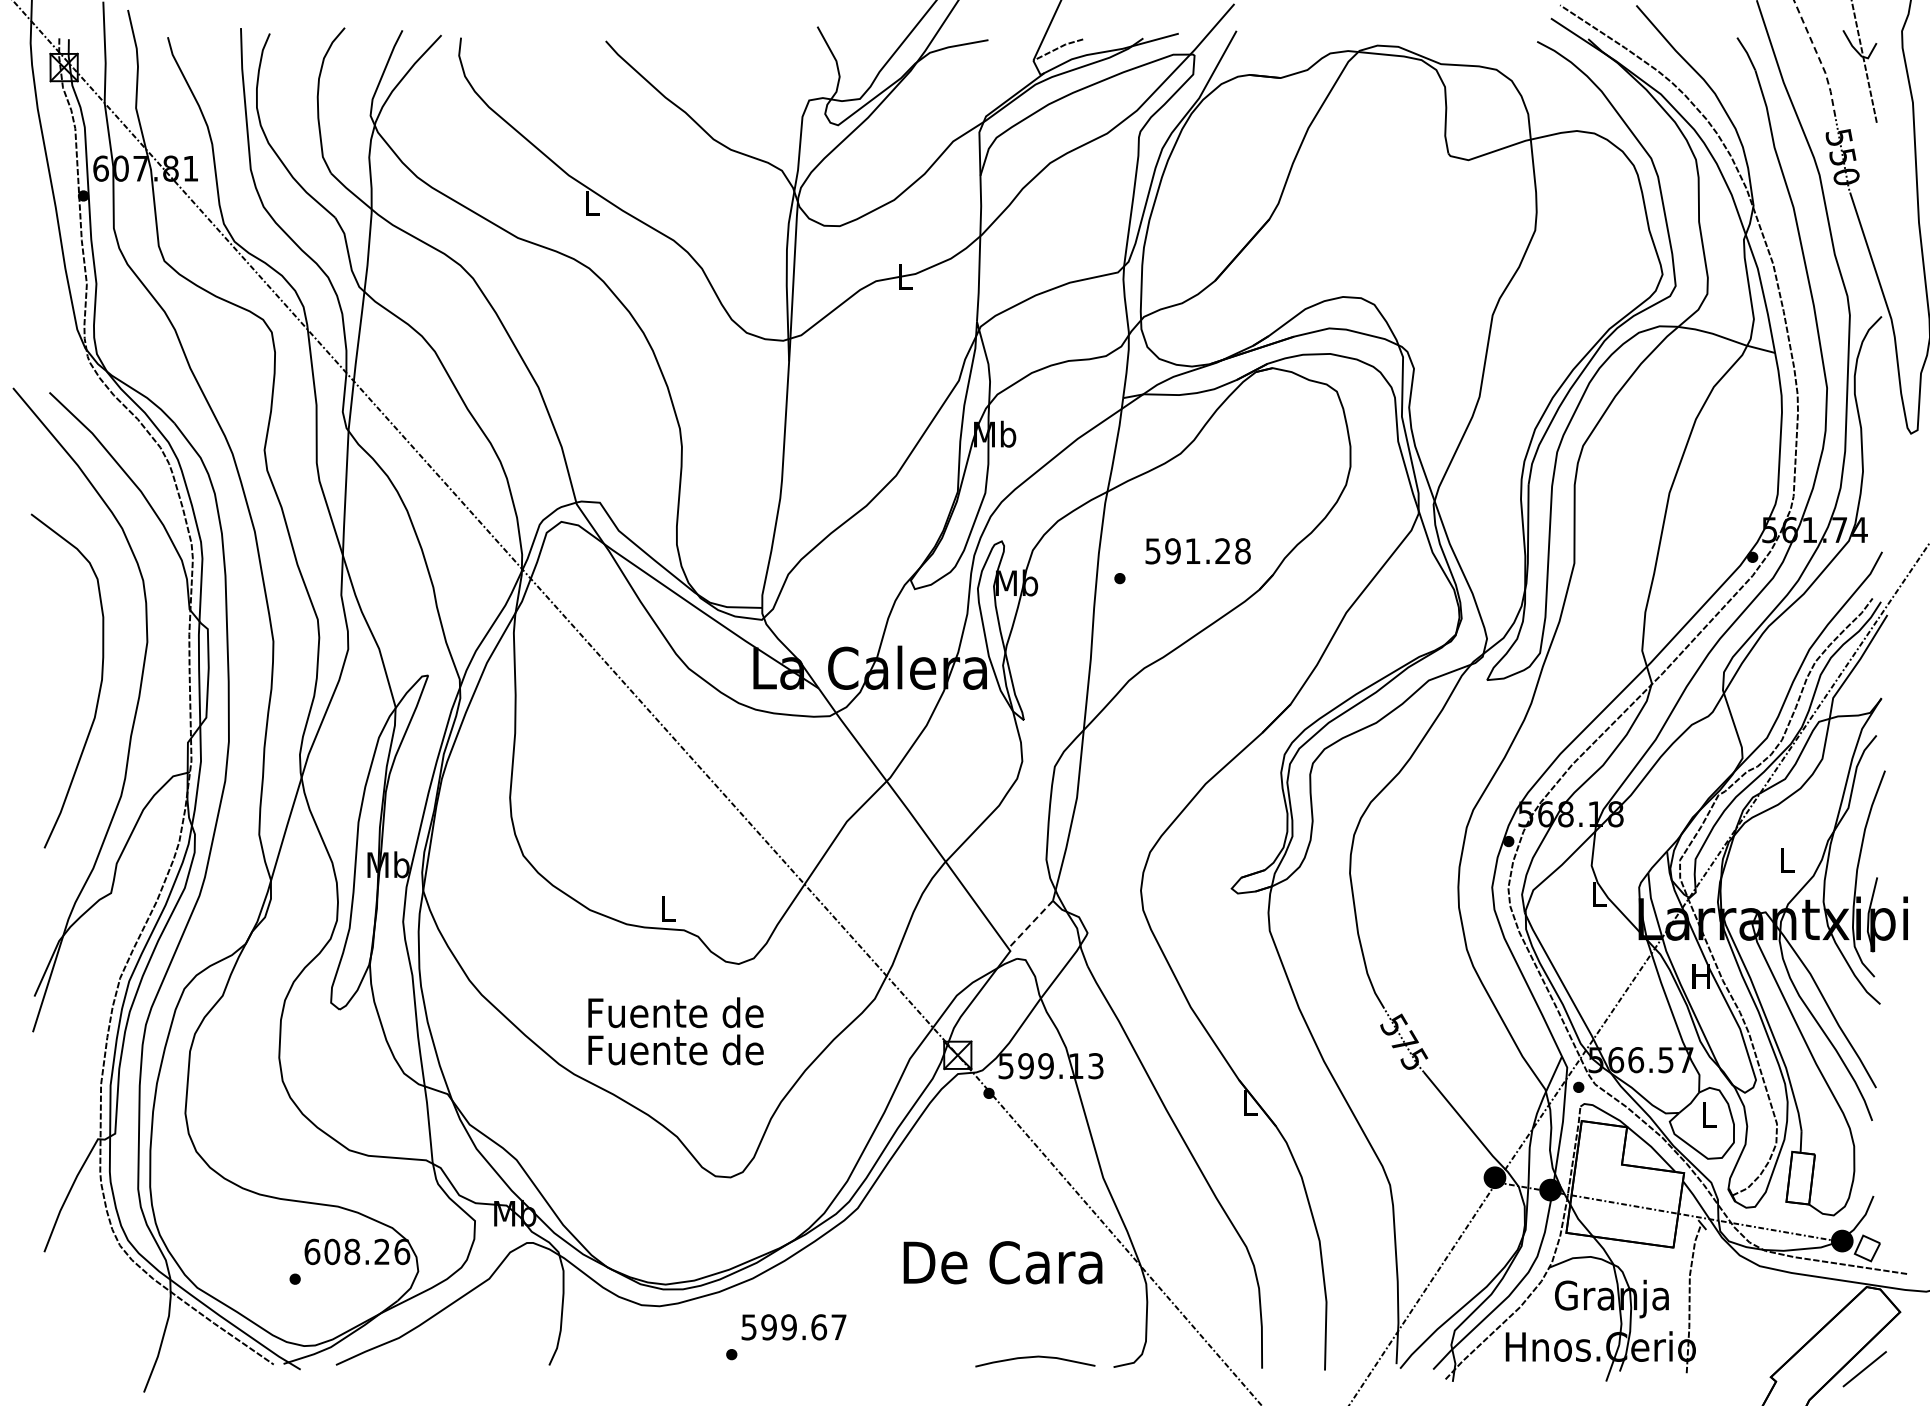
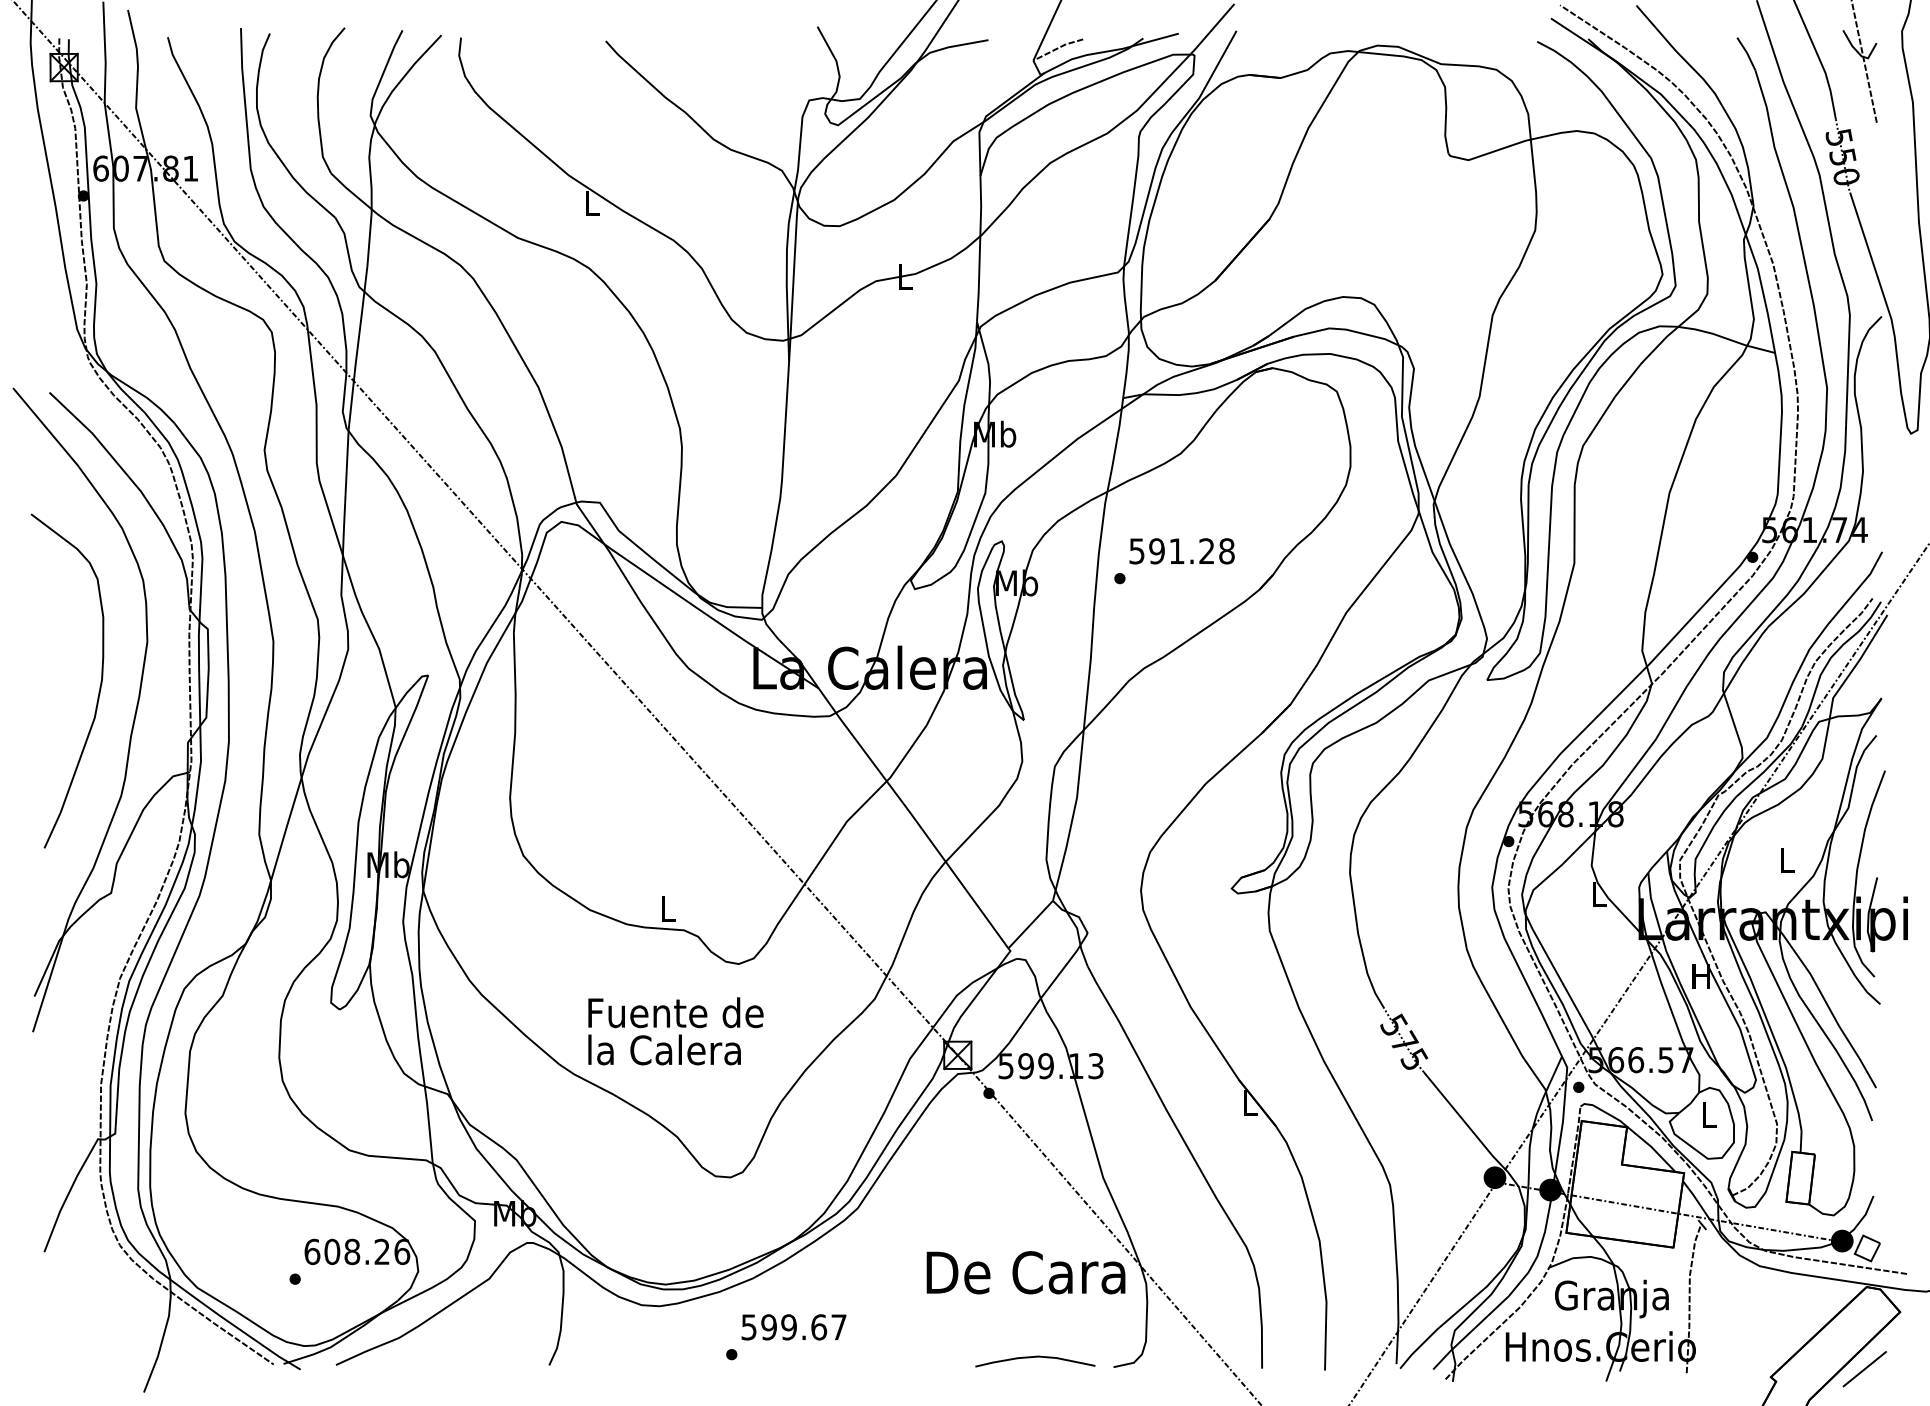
line: dashed -> solid (1819, 59)
text position: (1197, 551) -> (1181, 551) (1181, 551)
line: dashed -> solid (1030, 924)
text: Fuente de -> la Calera (675, 1049)
text position: (1002, 1262) -> (1025, 1272) (1025, 1272)
